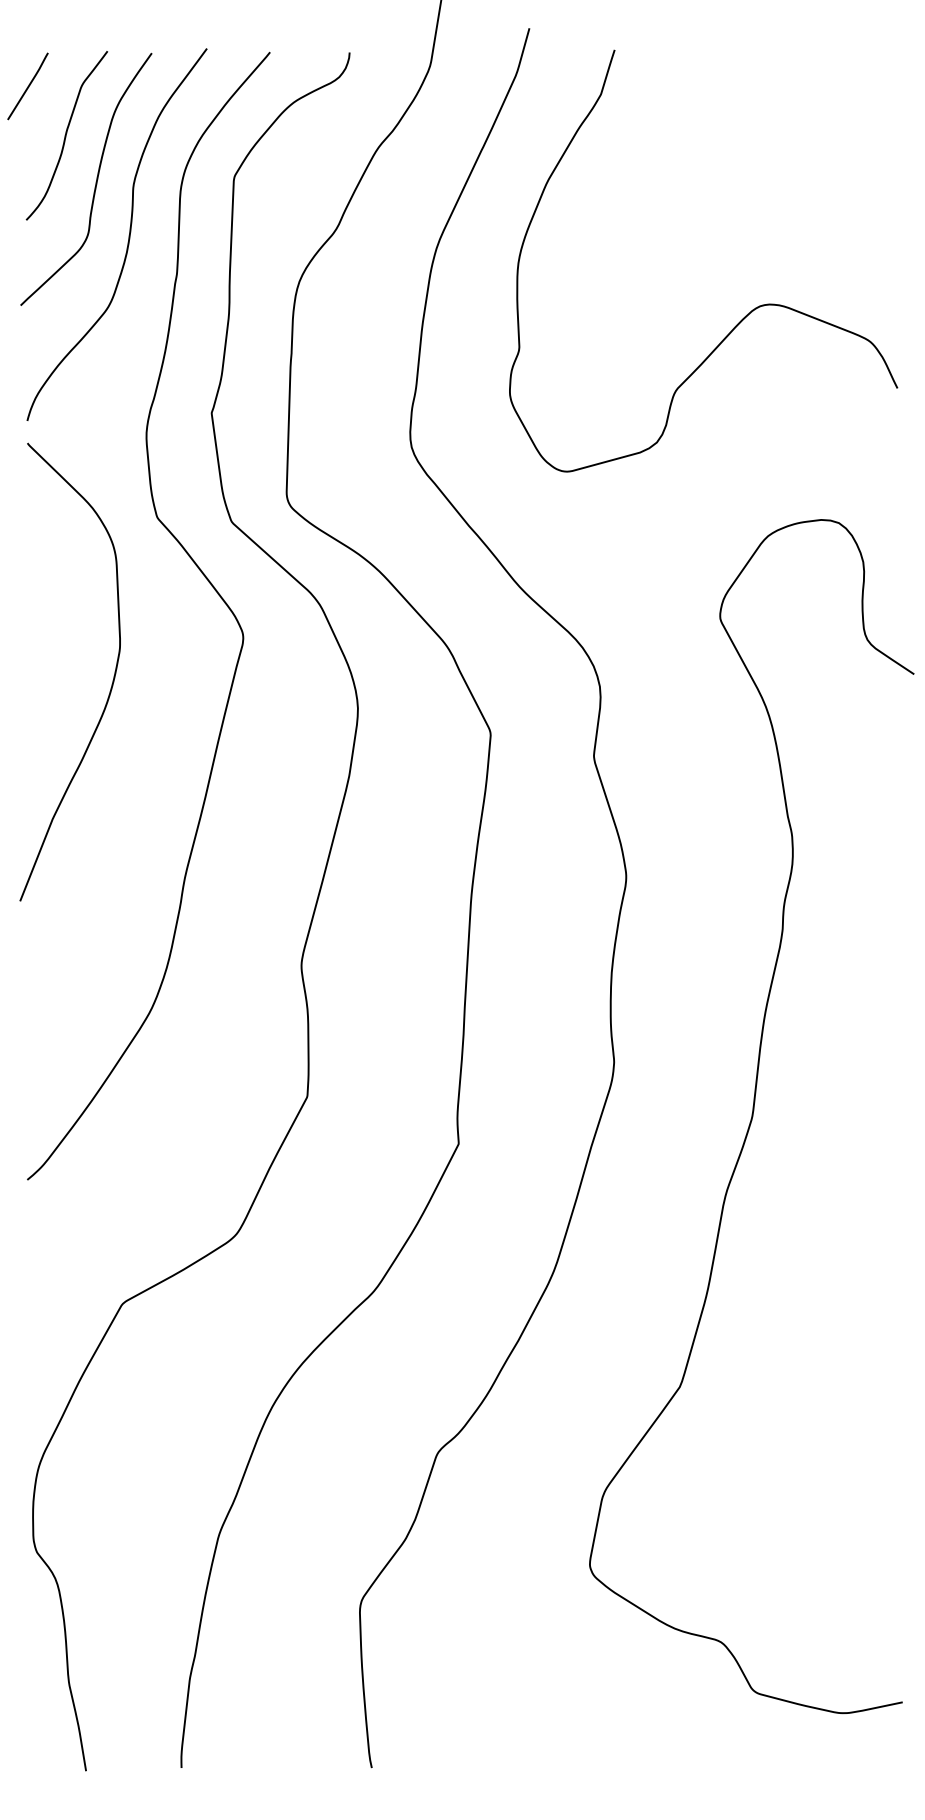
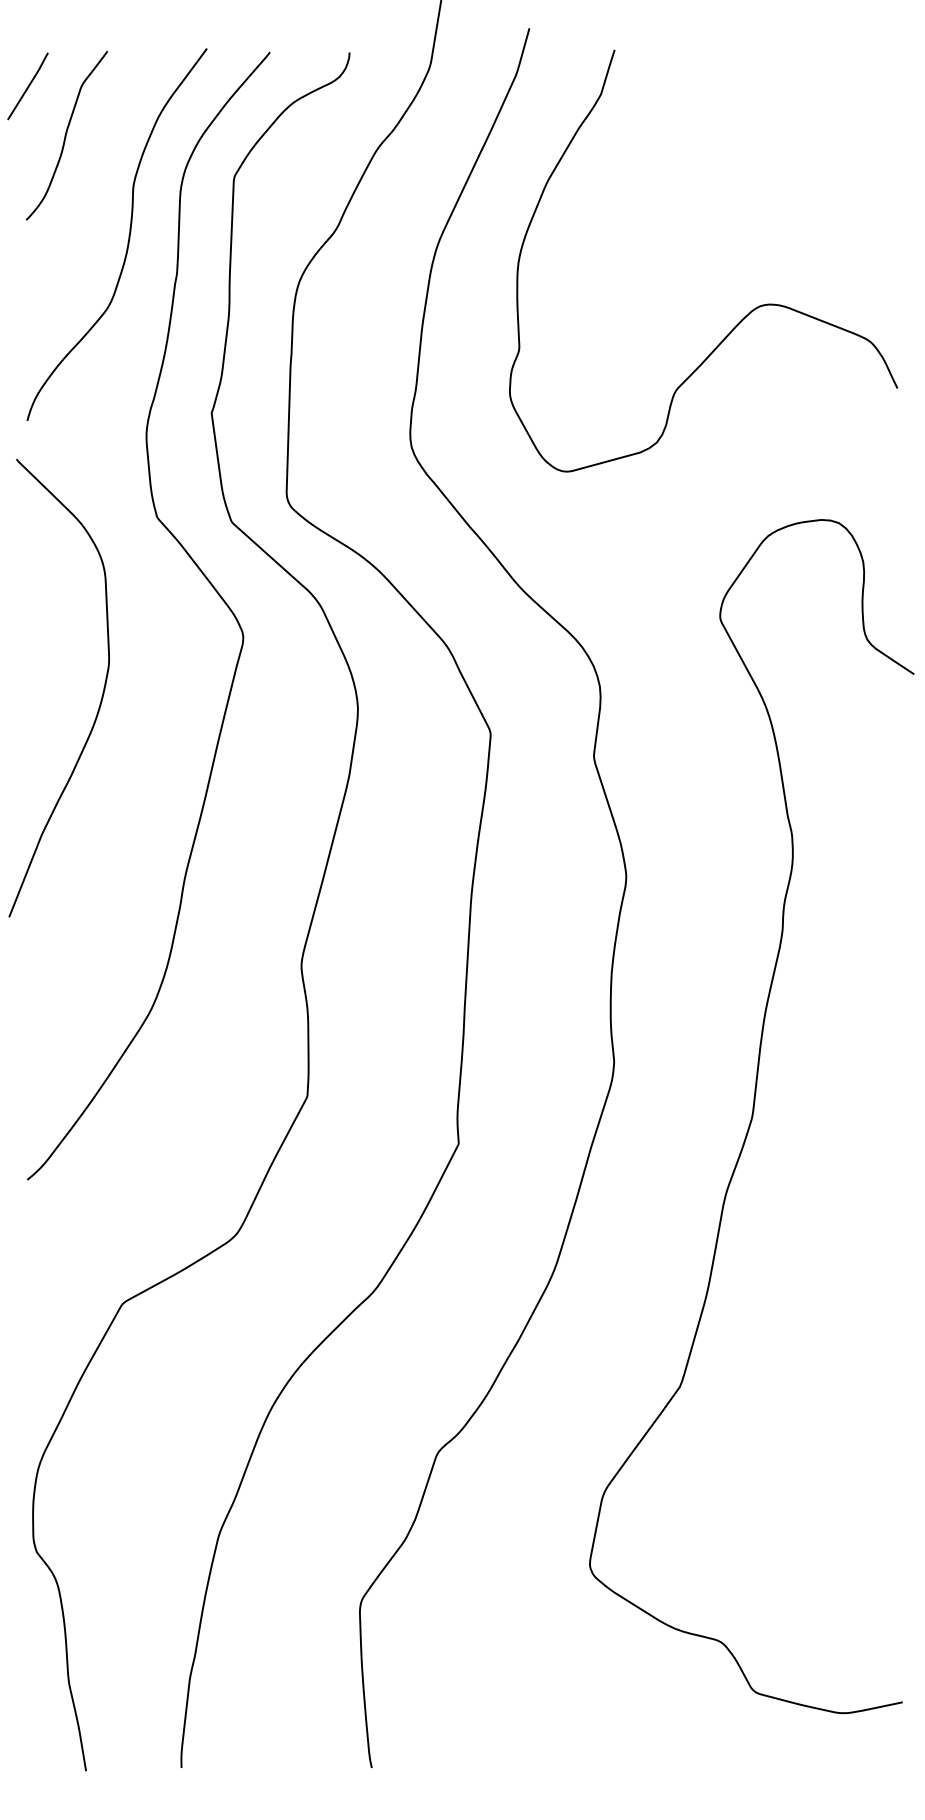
curve: present -> none (95, 182)
curve position: (112, 680) -> (101, 696) (101, 696)
